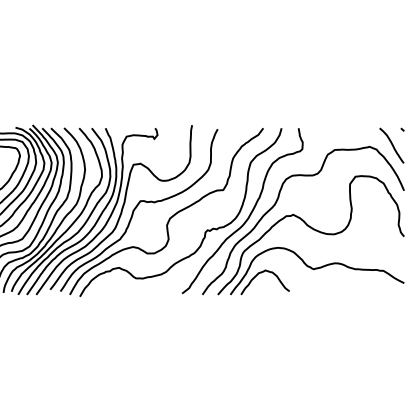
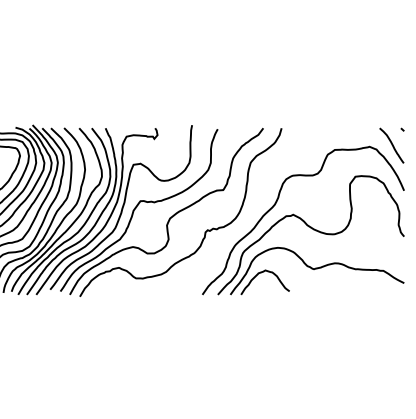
curve: present -> none (248, 215)
